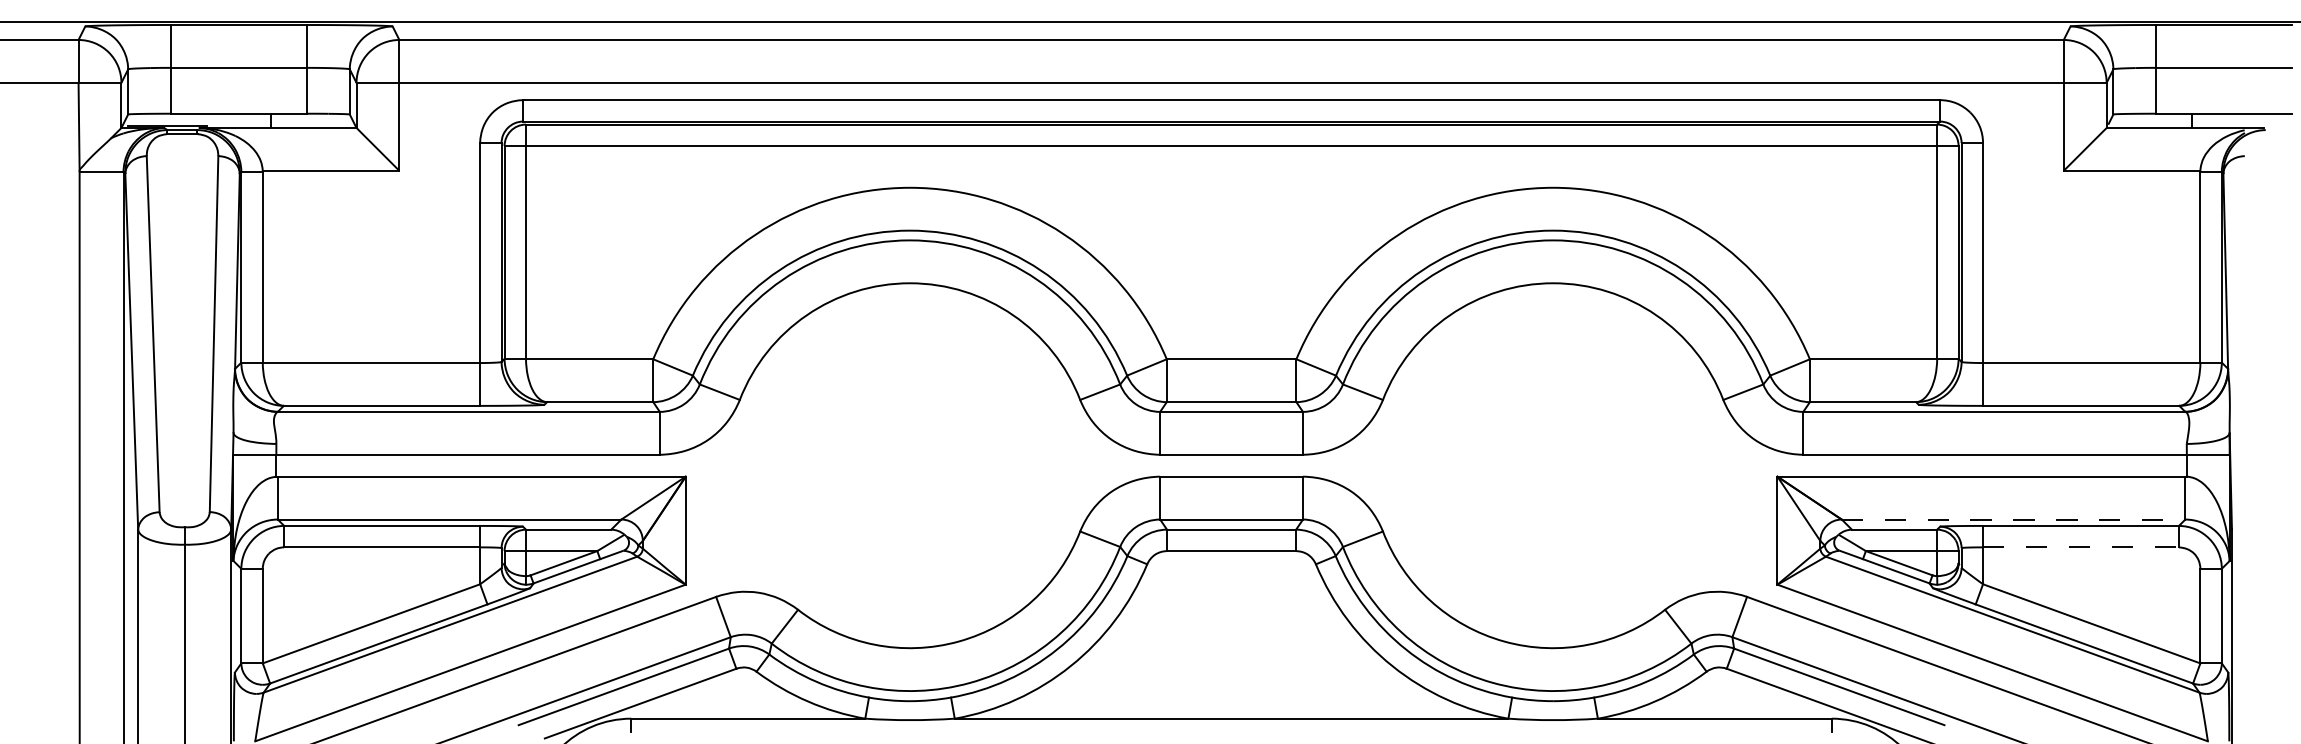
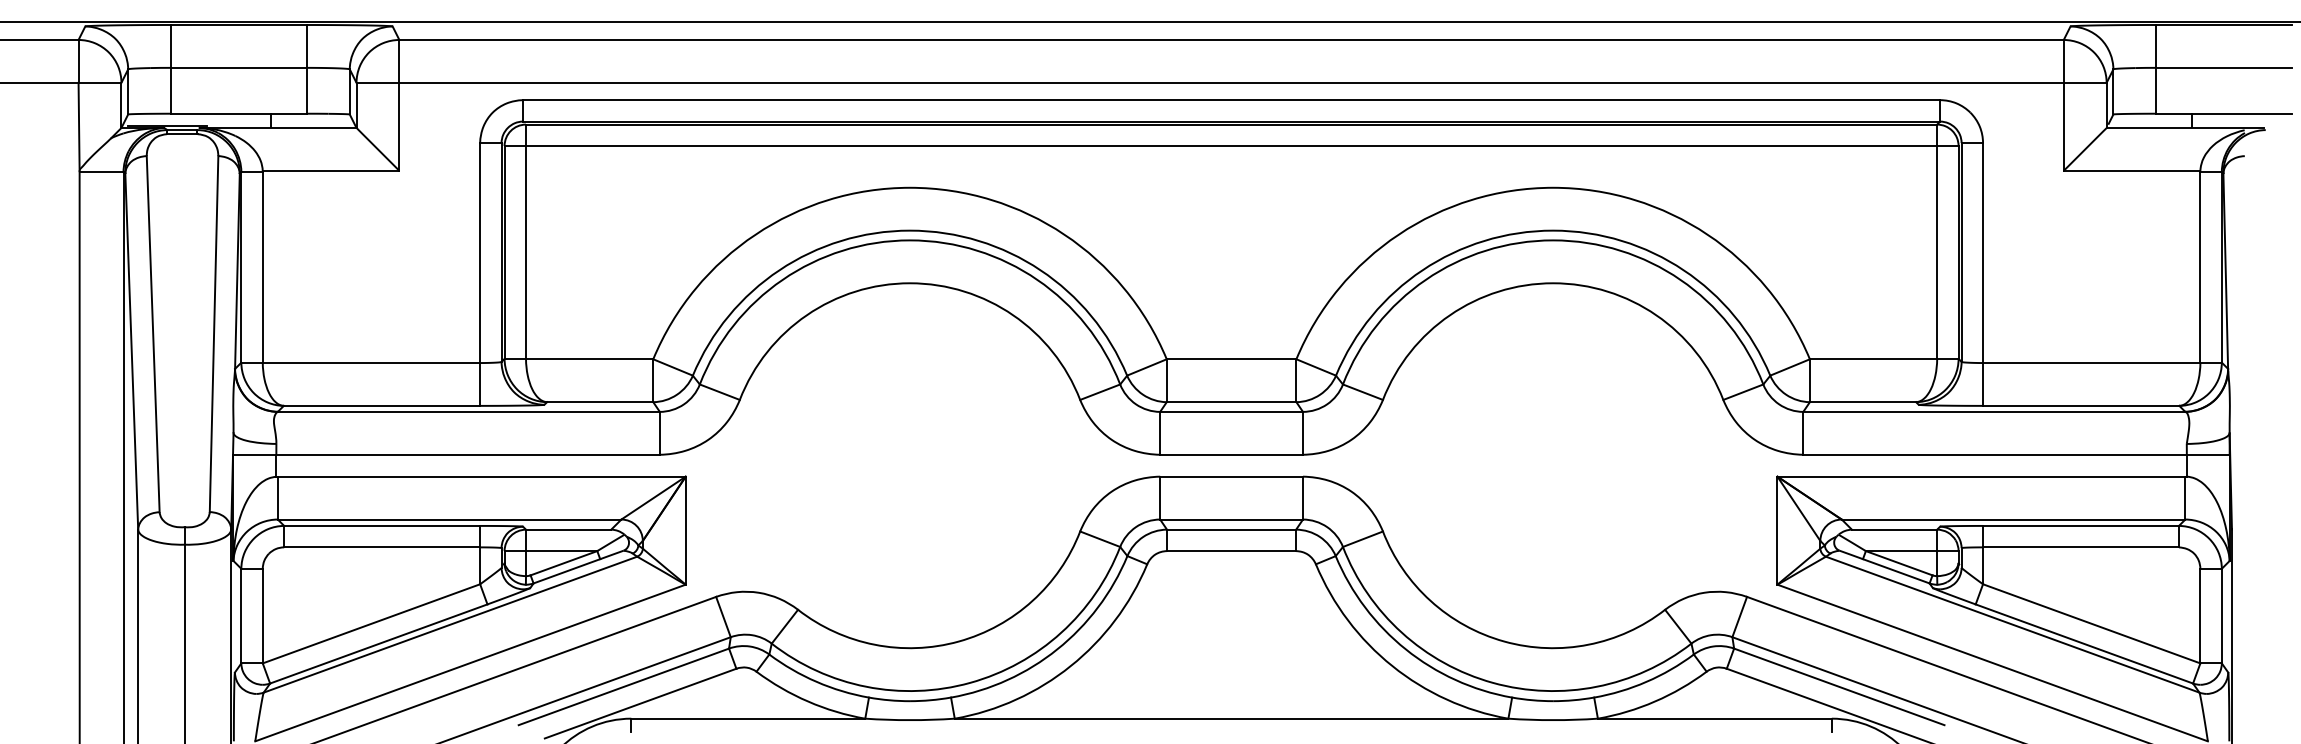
line: dashed -> solid (2013, 519)
line: dashed -> solid (2081, 547)
